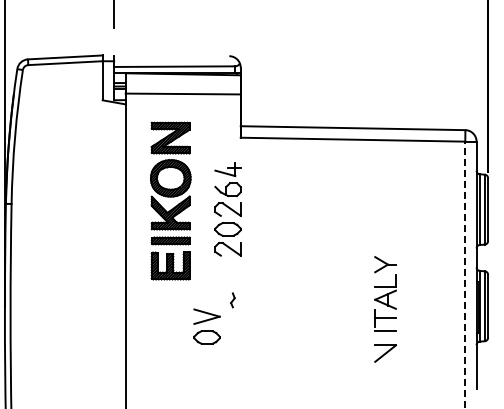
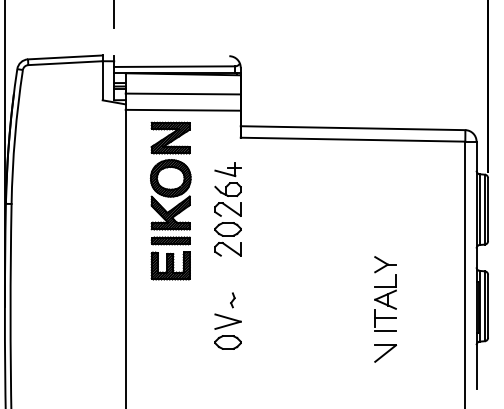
line: none -> present (182, 109)
line: dashed -> solid (465, 275)
part position: (206, 326) -> (227, 331) (227, 331)
